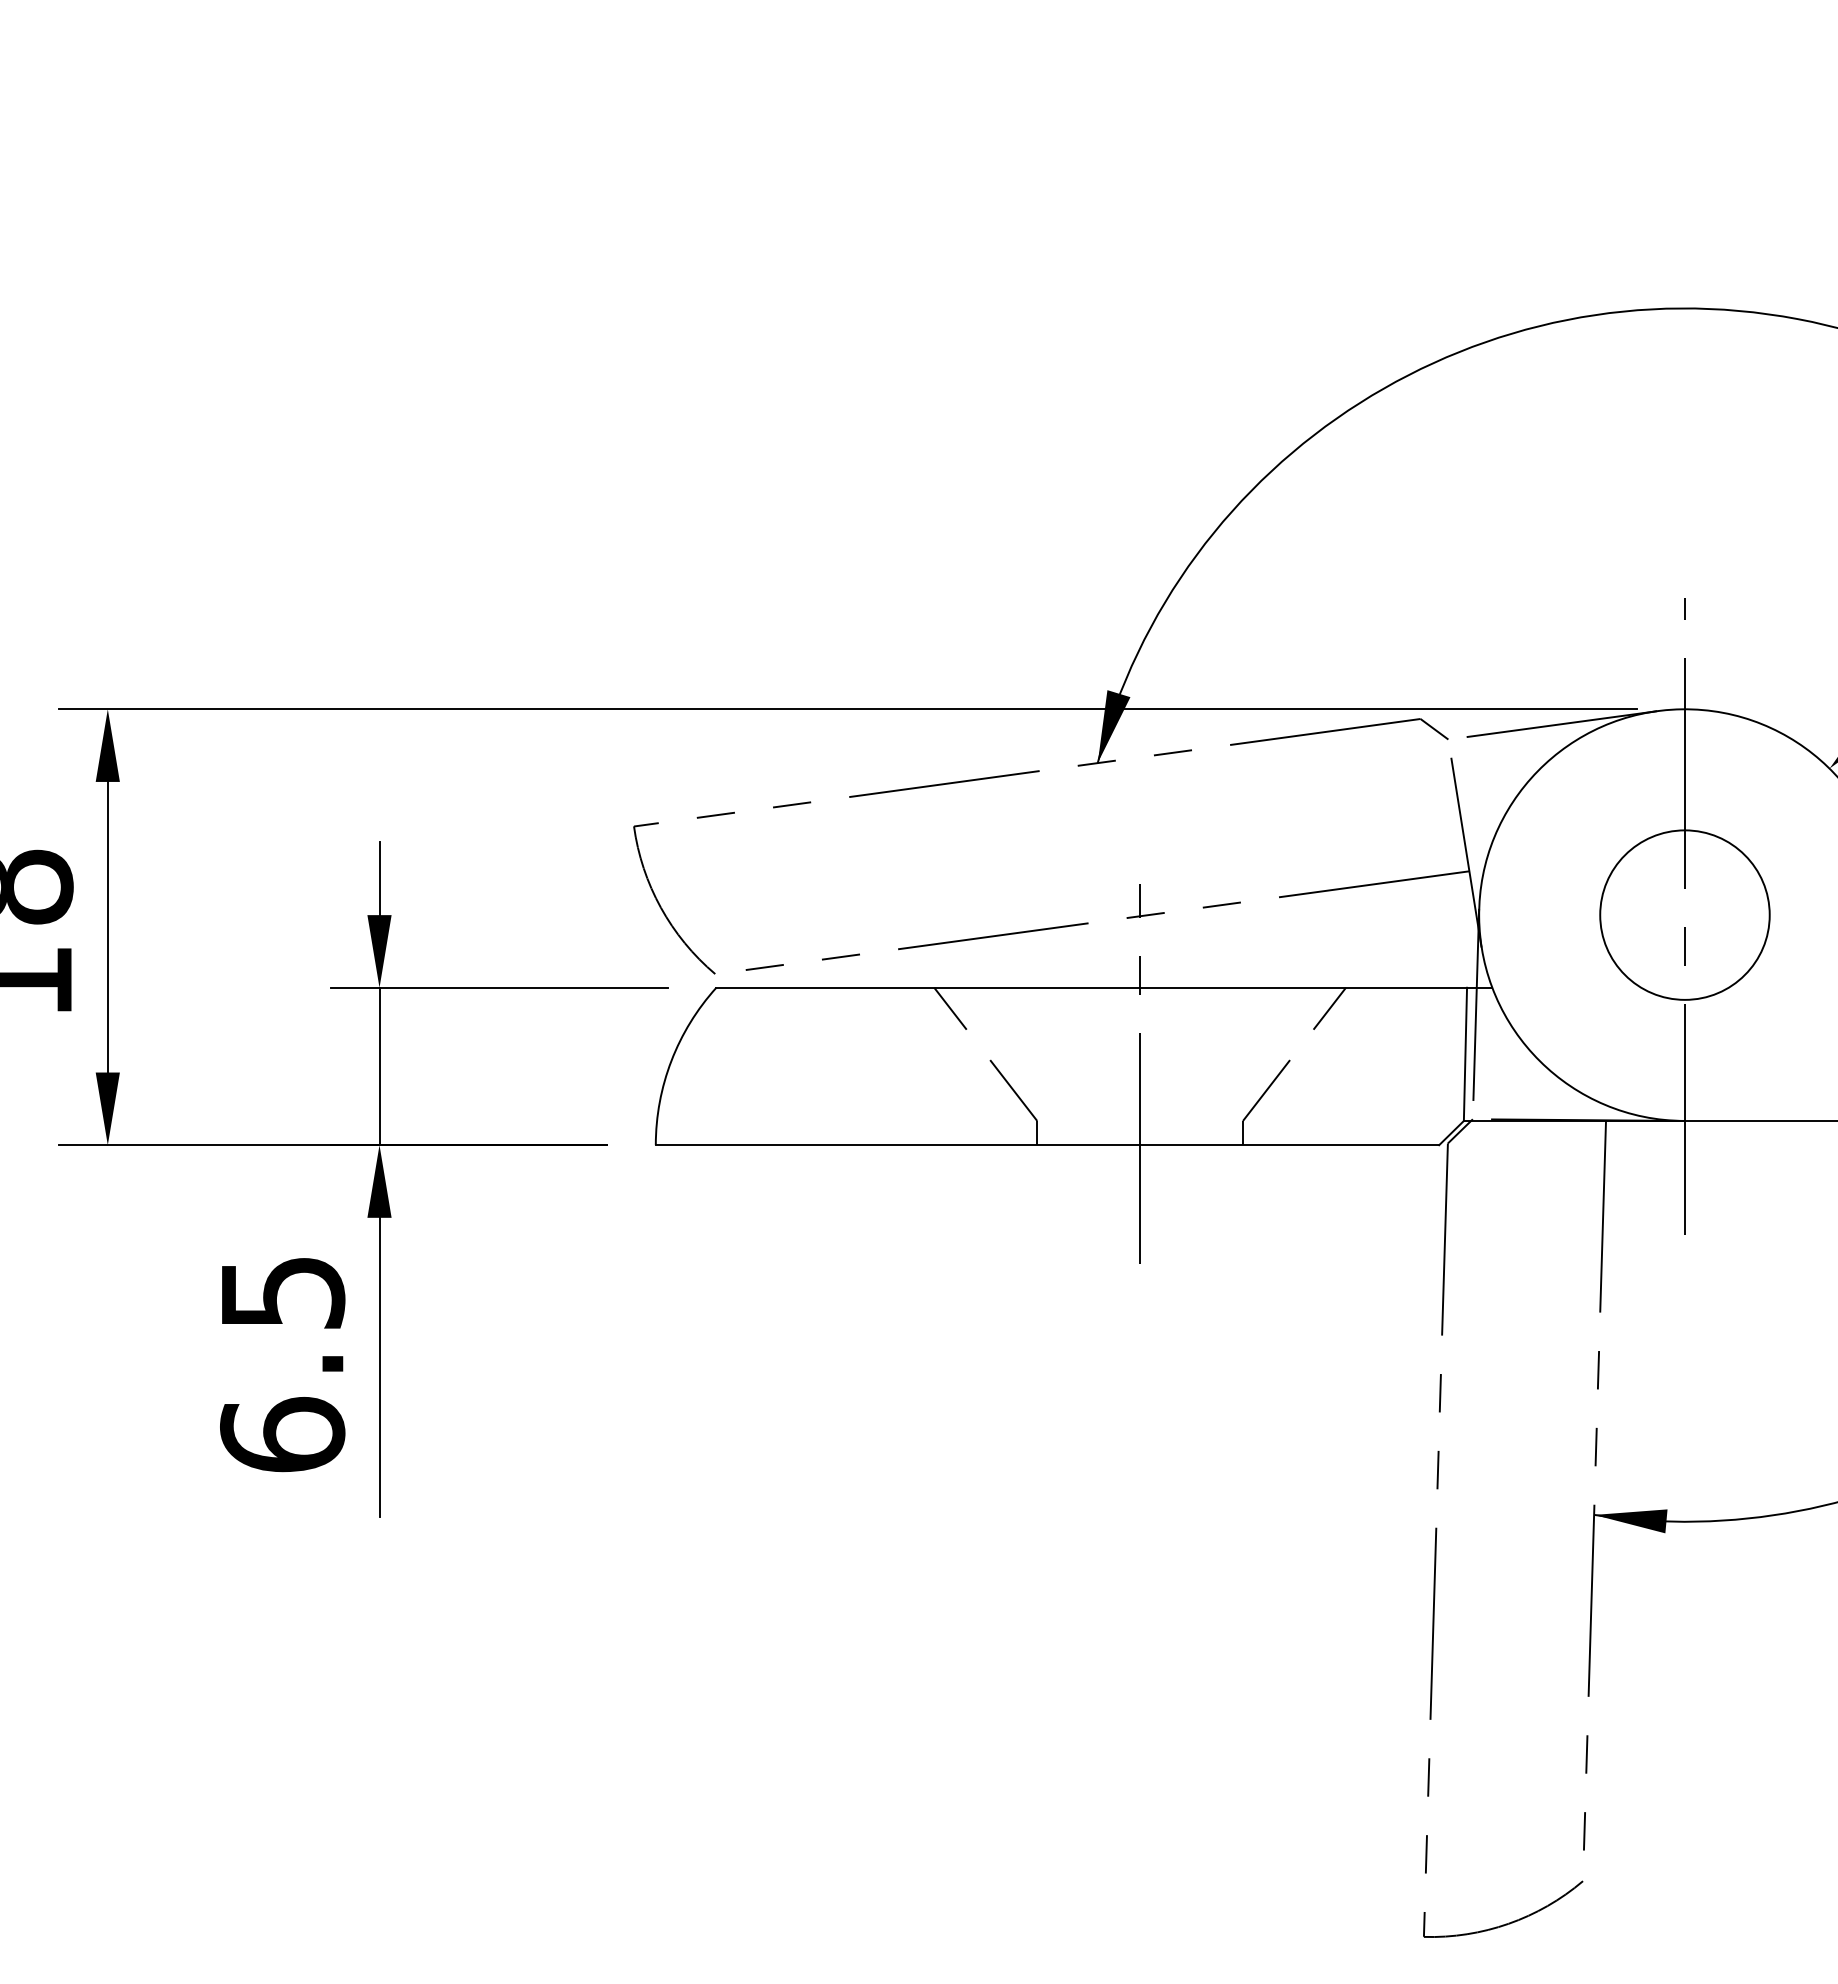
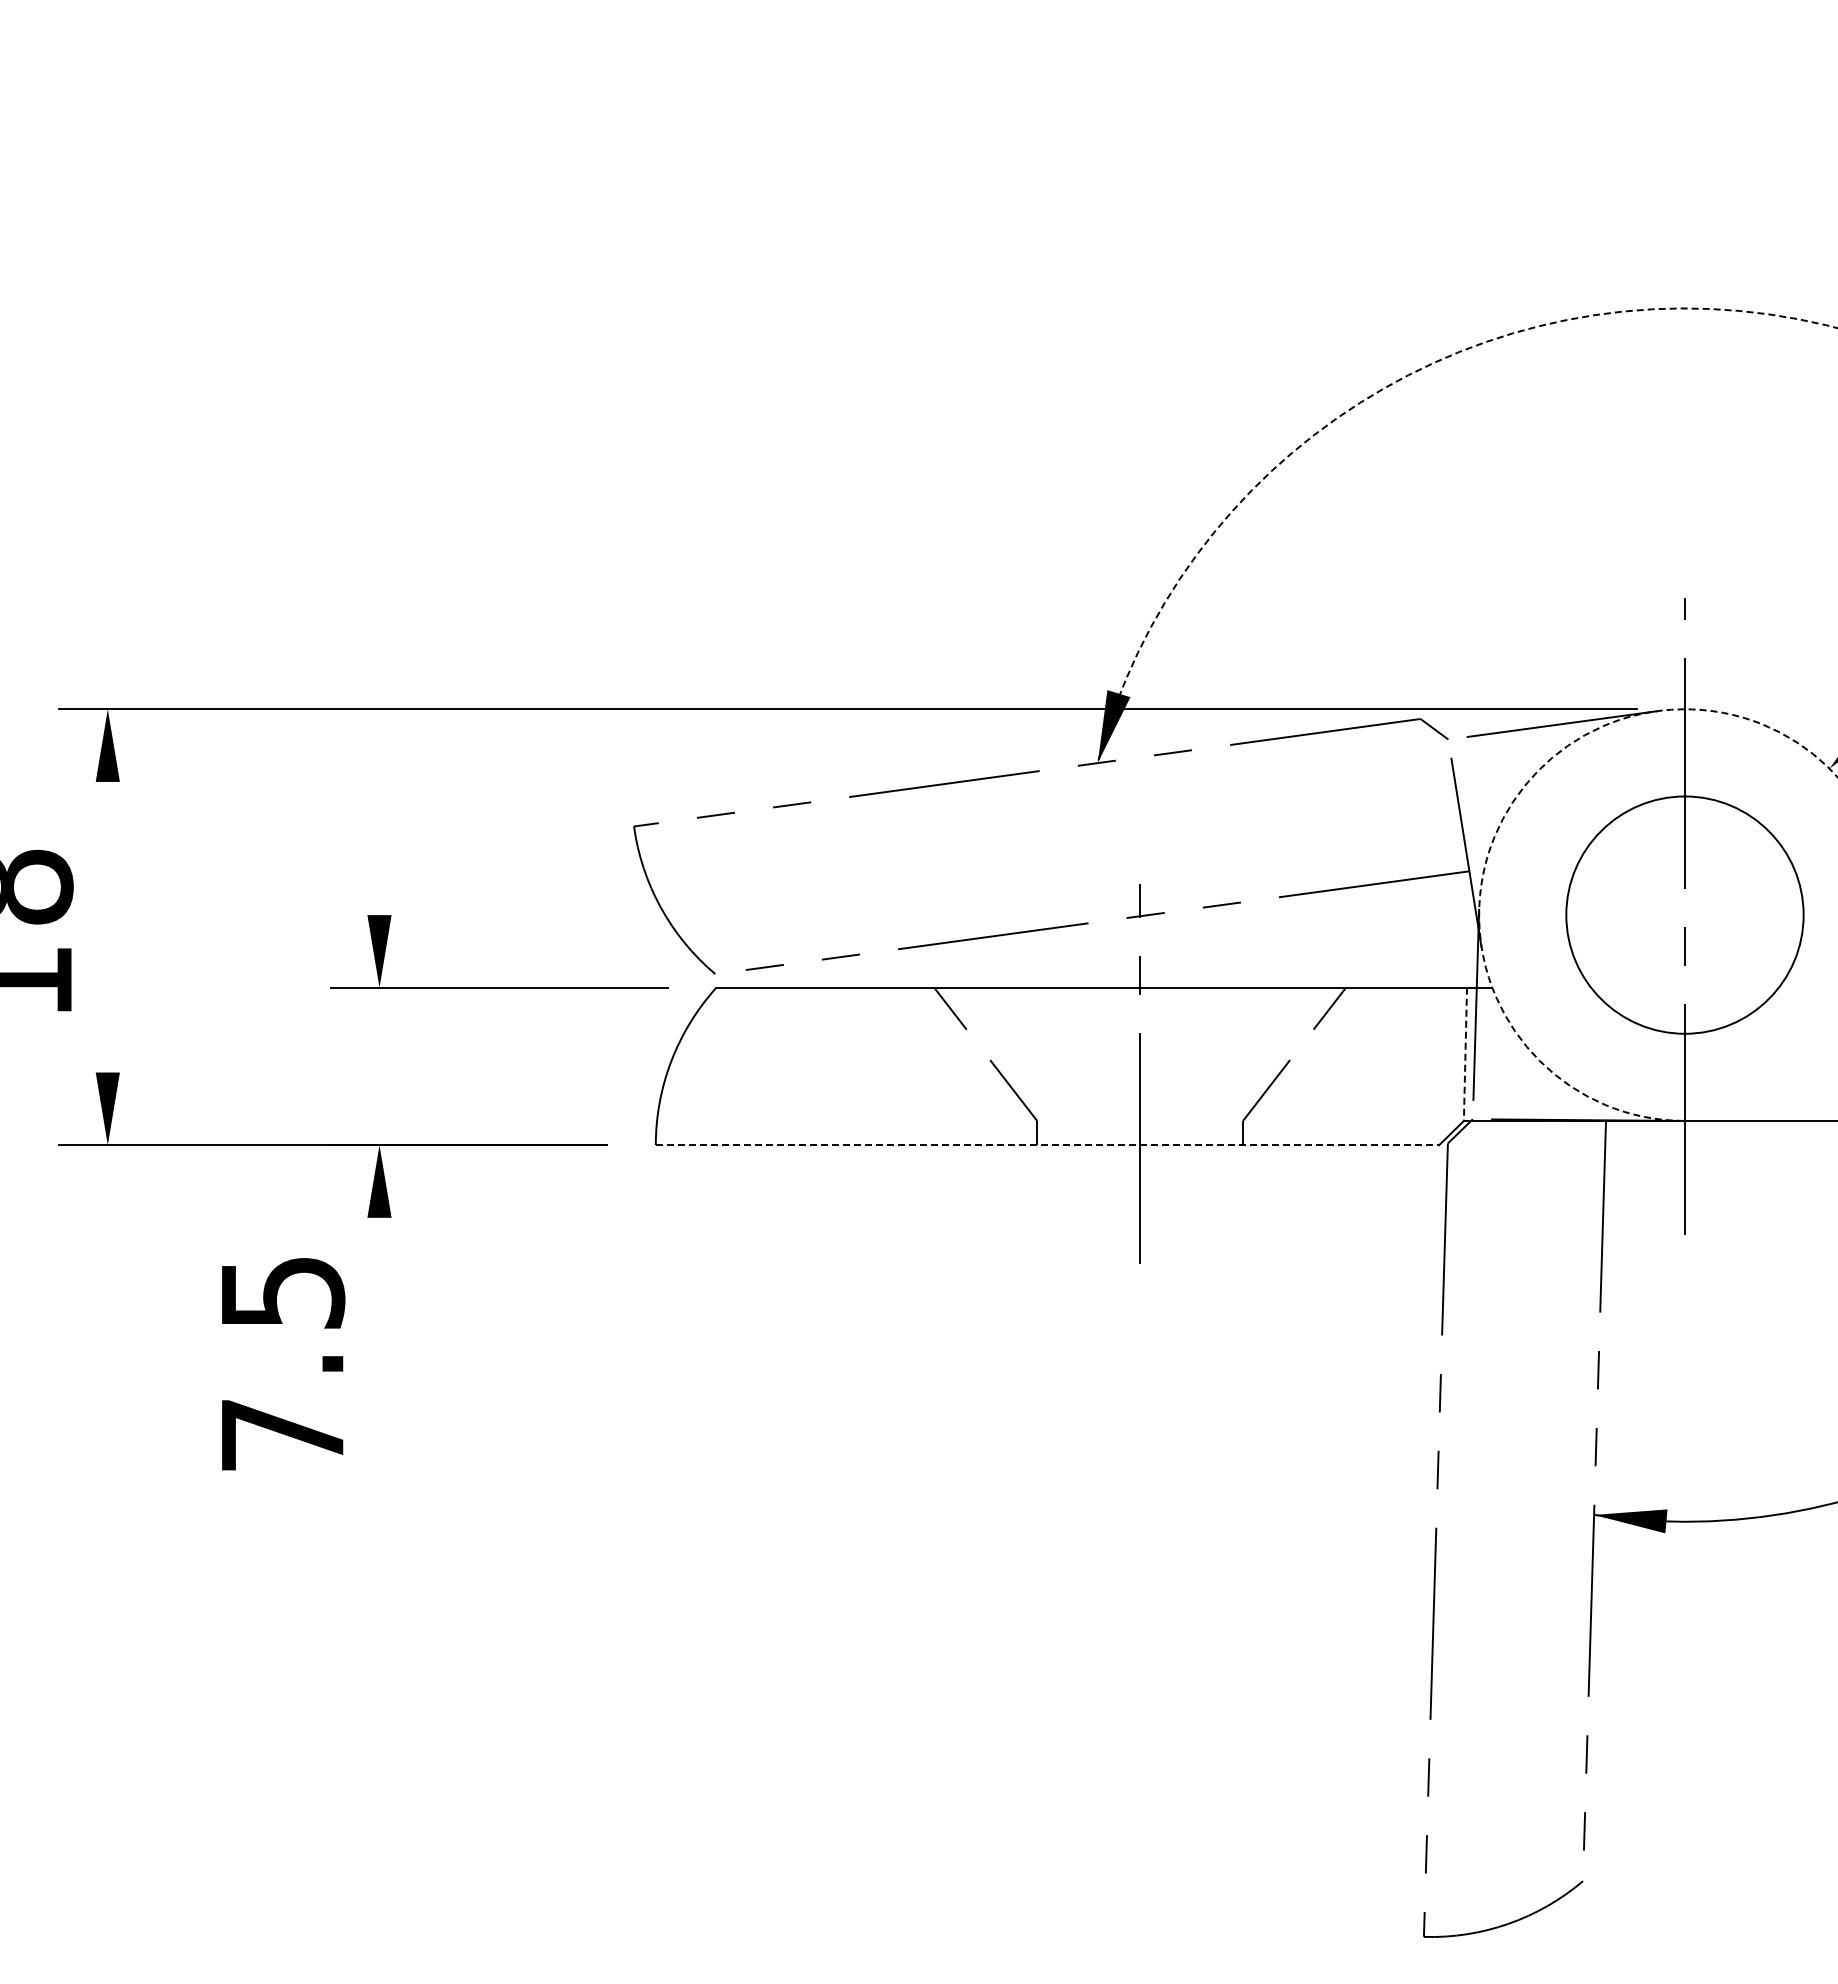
arc: solid -> dashed (1377, 392)
arc: solid -> dashed (1495, 835)
line: present -> none (379, 878)
circle diameter: 170 px -> 237 px (1684, 914)
line: present -> none (107, 926)
line: solid -> dashed (1465, 1054)
line: present -> none (379, 1066)
line: solid -> dashed (1047, 1145)
line: present -> none (379, 1367)
text: 6.5 -> 7.5 (282, 1434)
